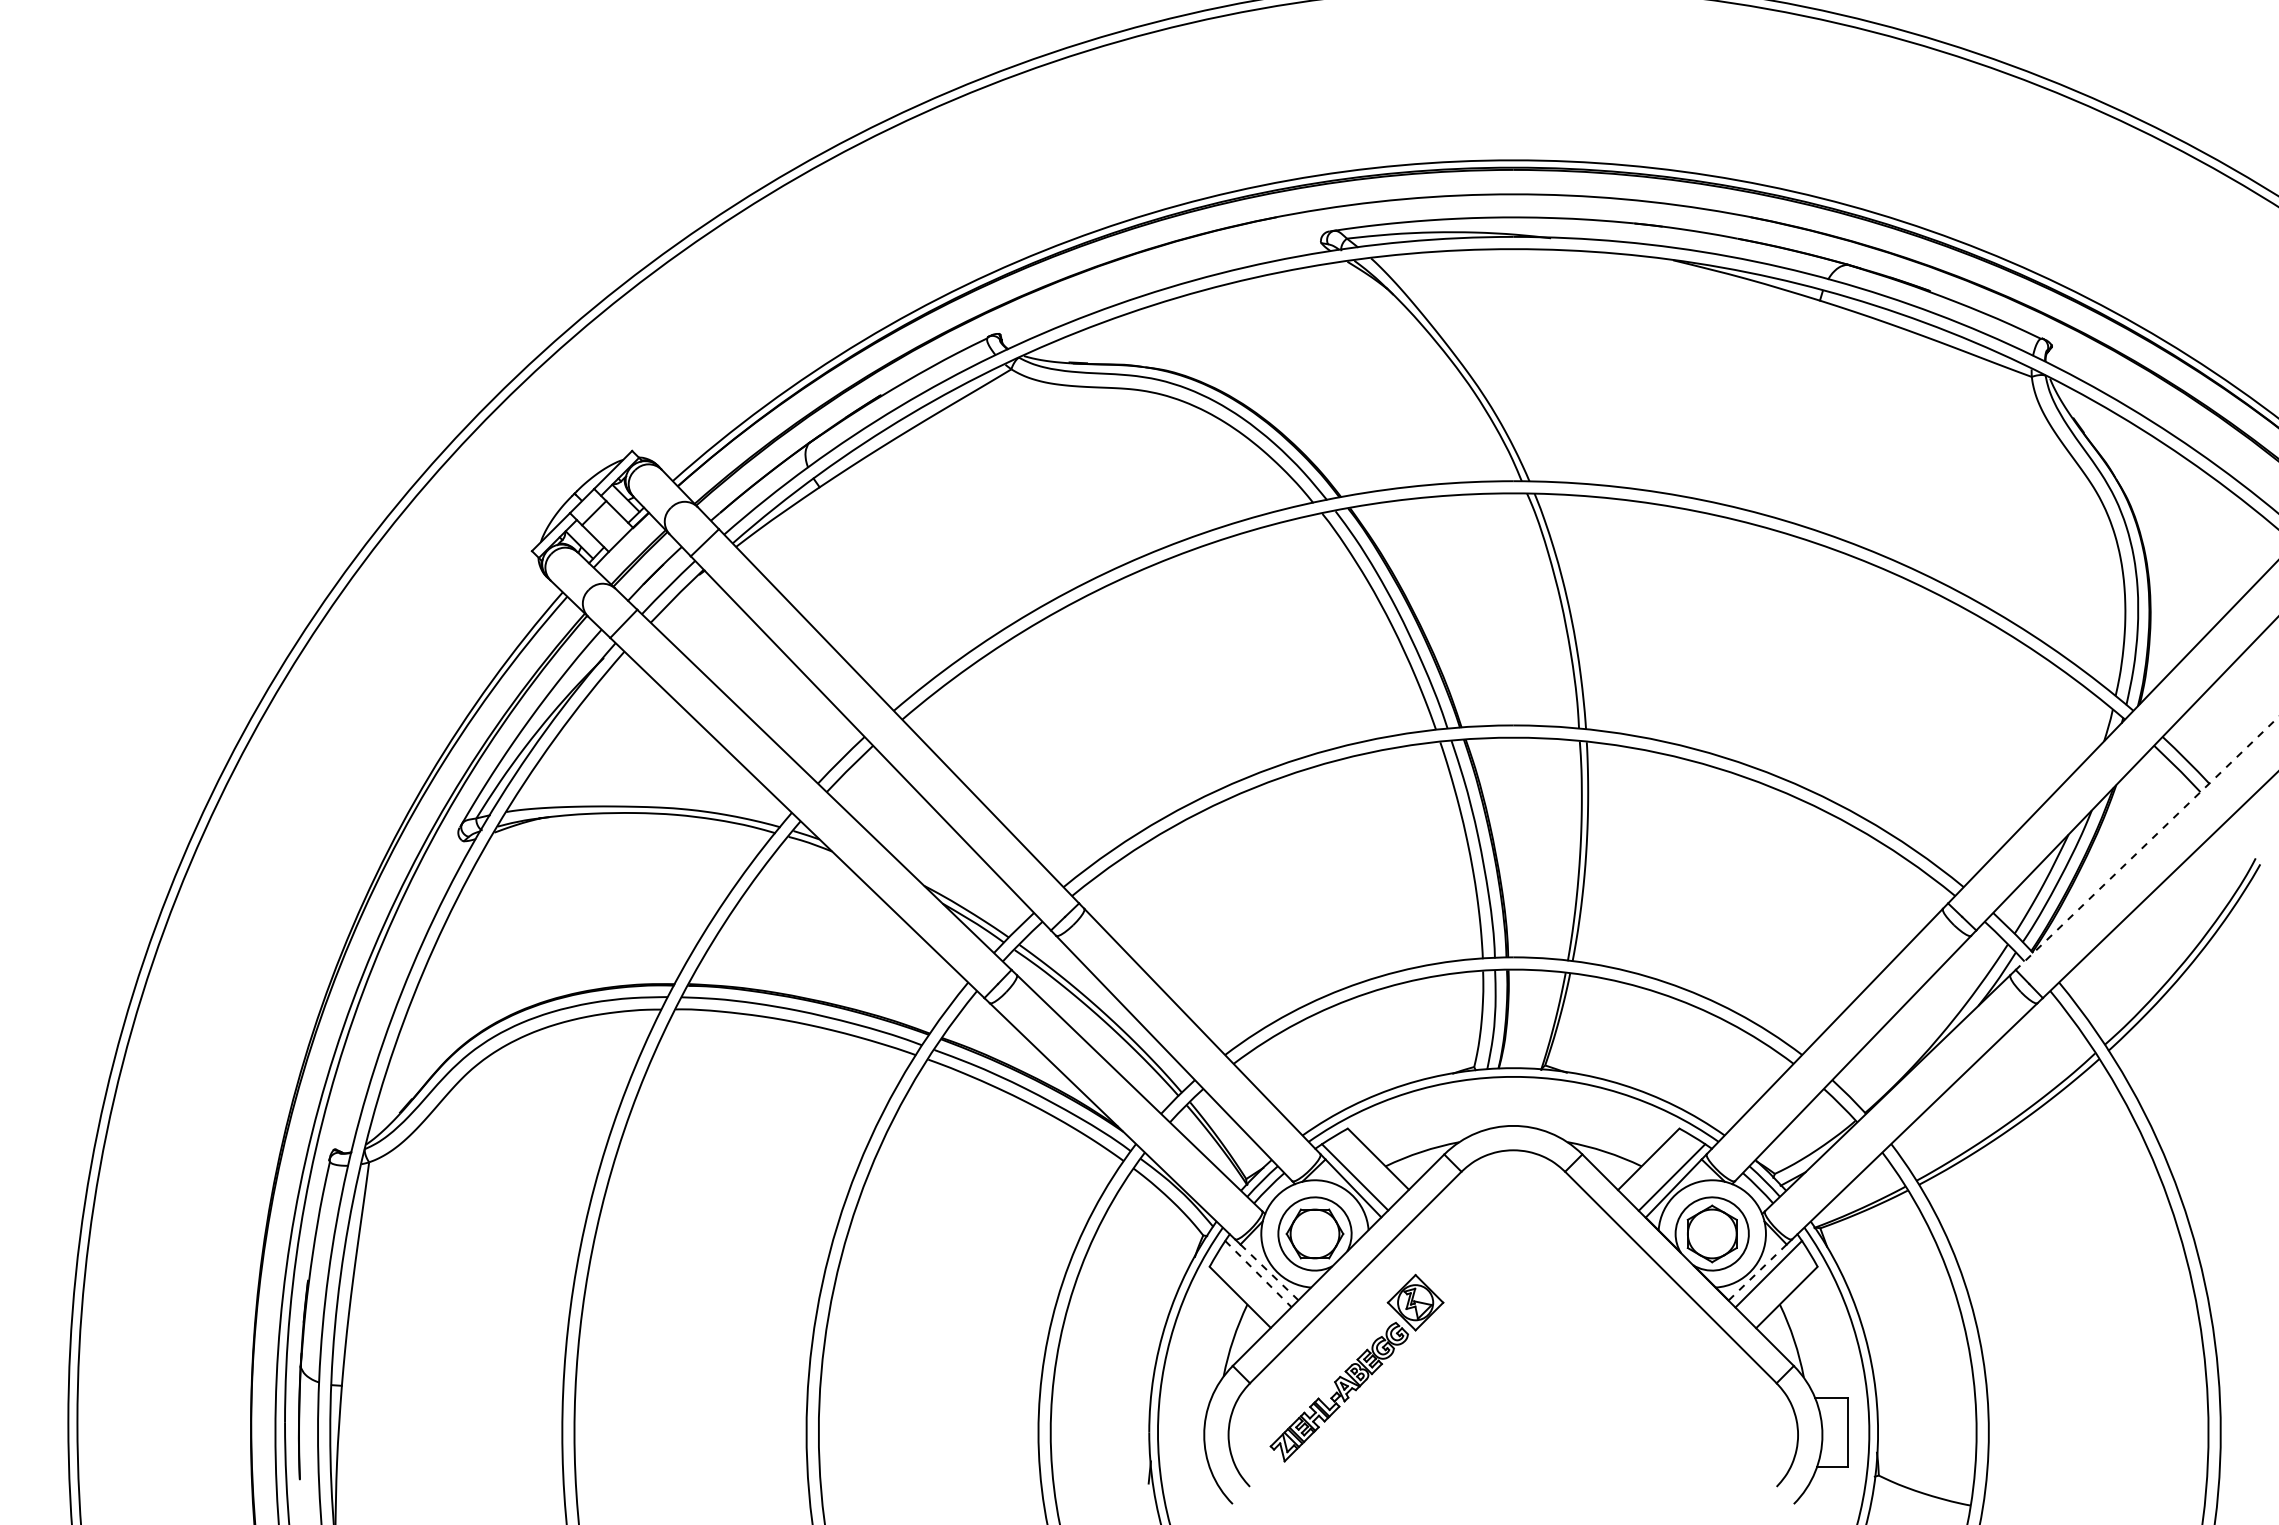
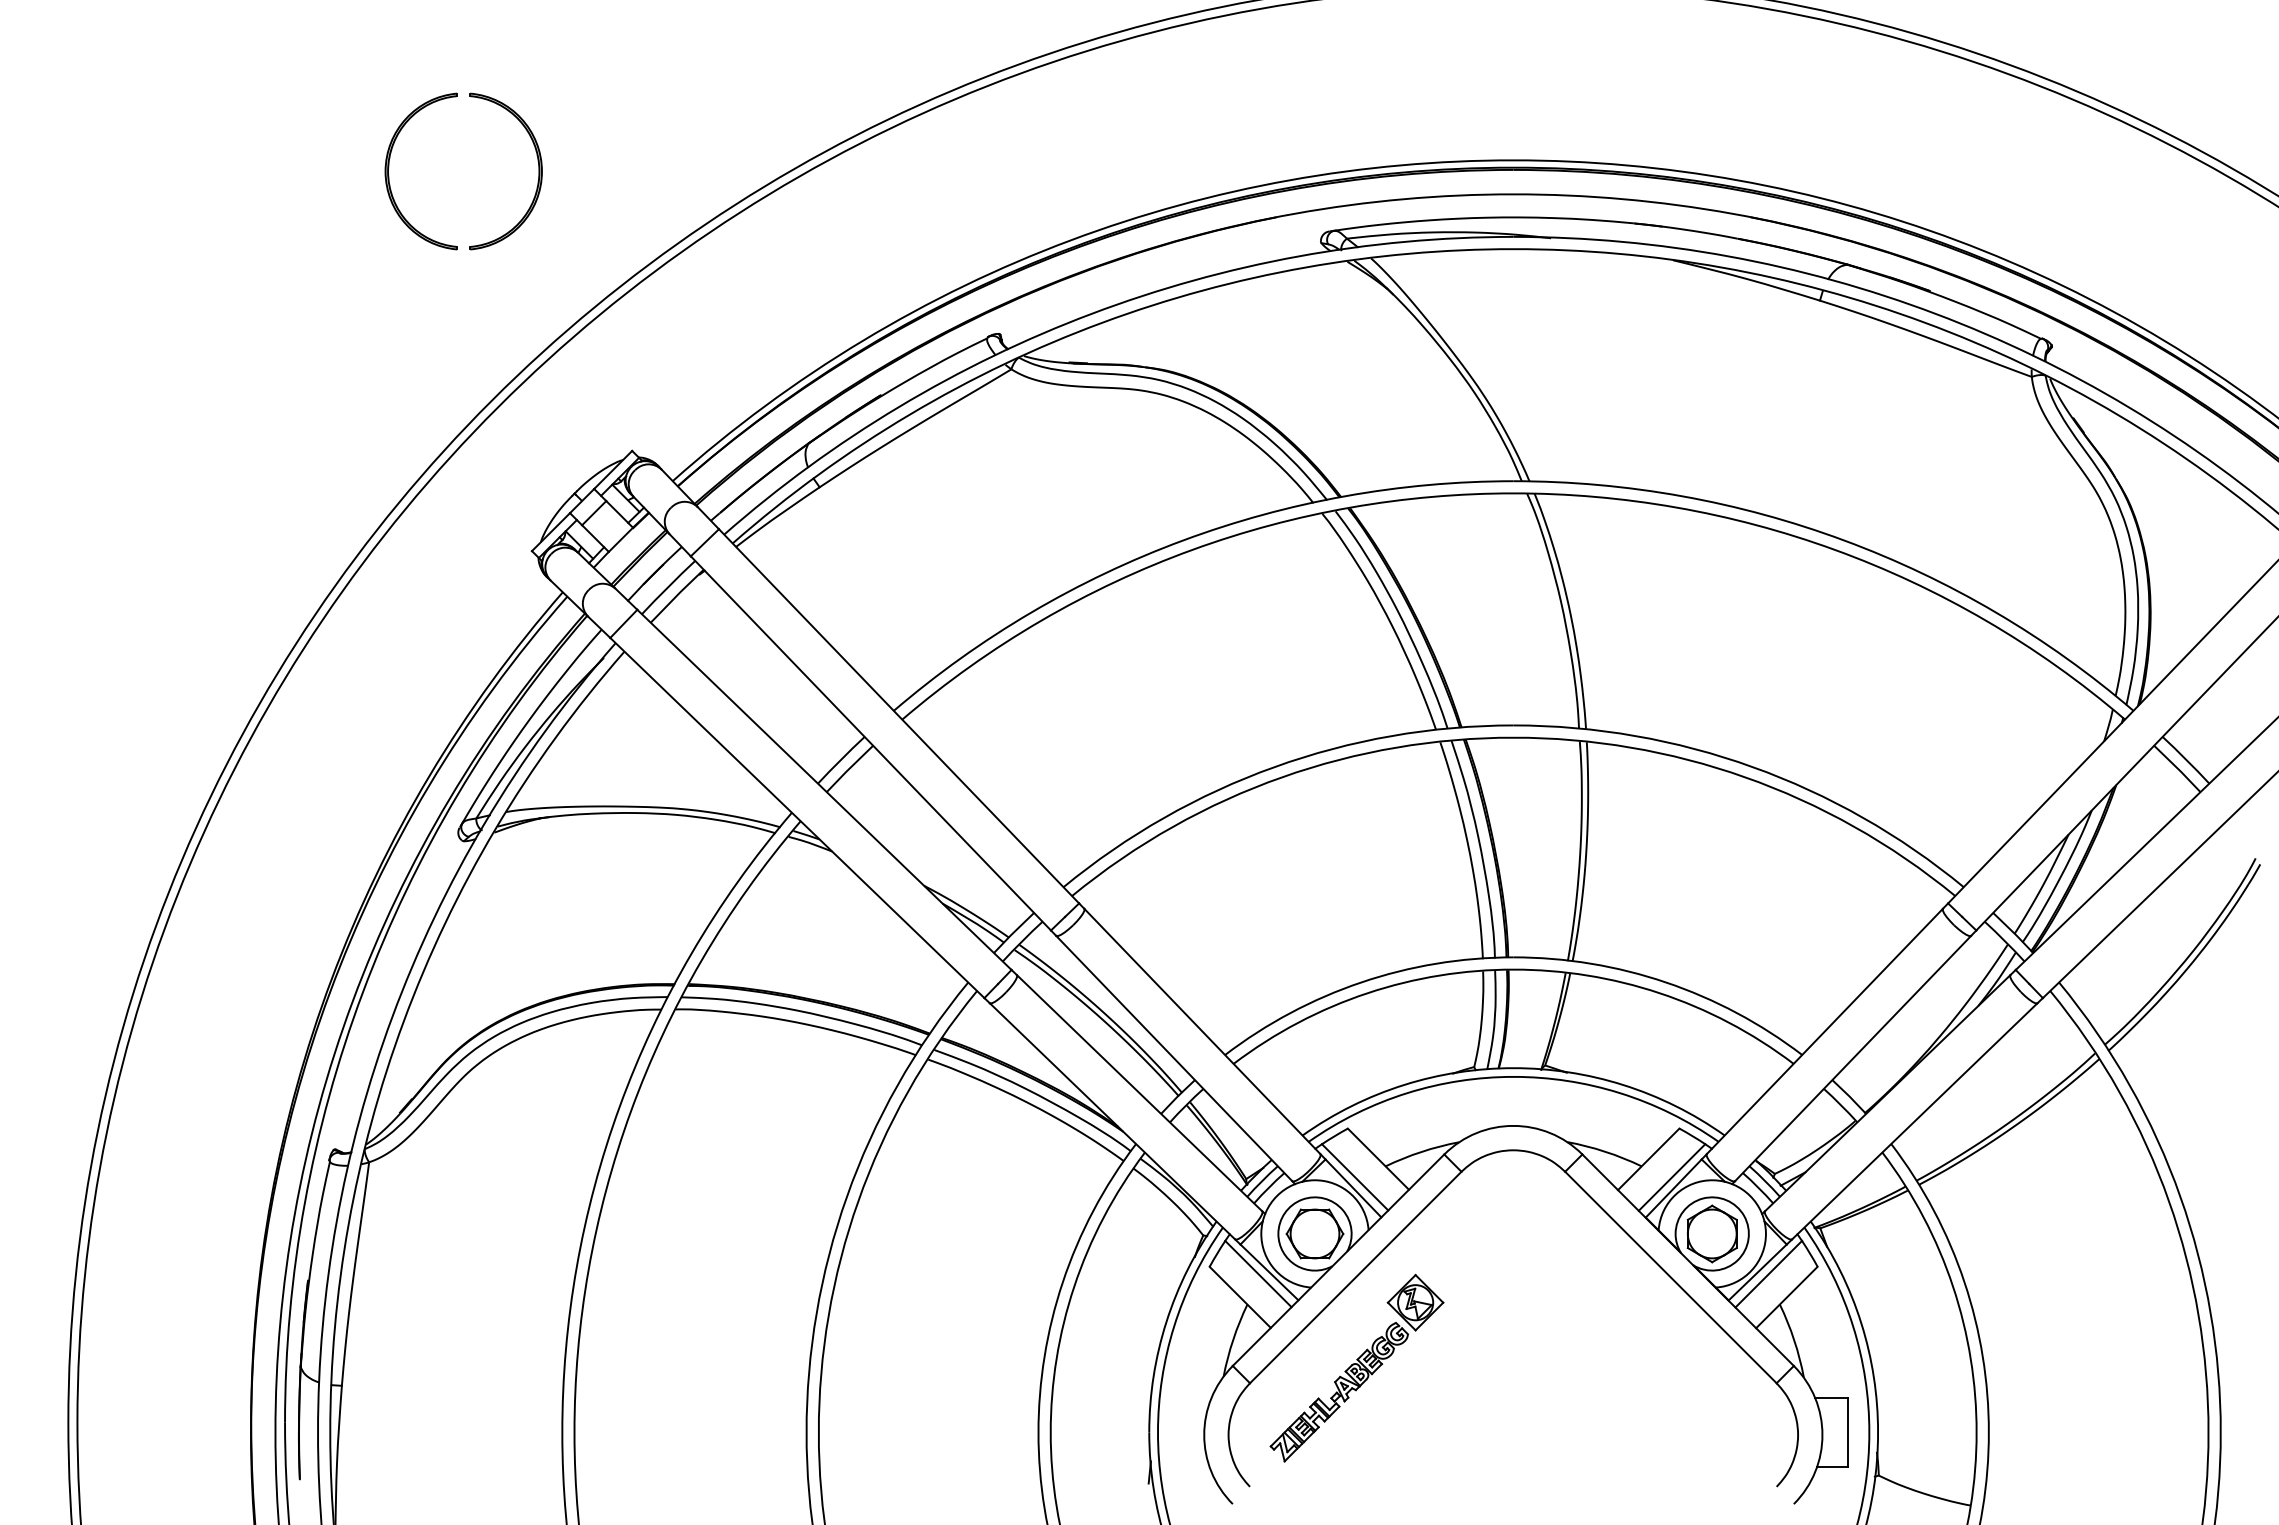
part: none -> present (389, 167)
part: none -> present (538, 171)
line: dashed -> solid (2146, 843)
line: dashed -> solid (1269, 1272)
line: dashed -> solid (1758, 1272)
line: dashed -> solid (1258, 1274)
